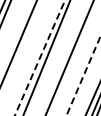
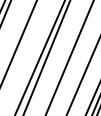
line: dashed -> solid (40, 57)
line: dashed -> solid (83, 75)
